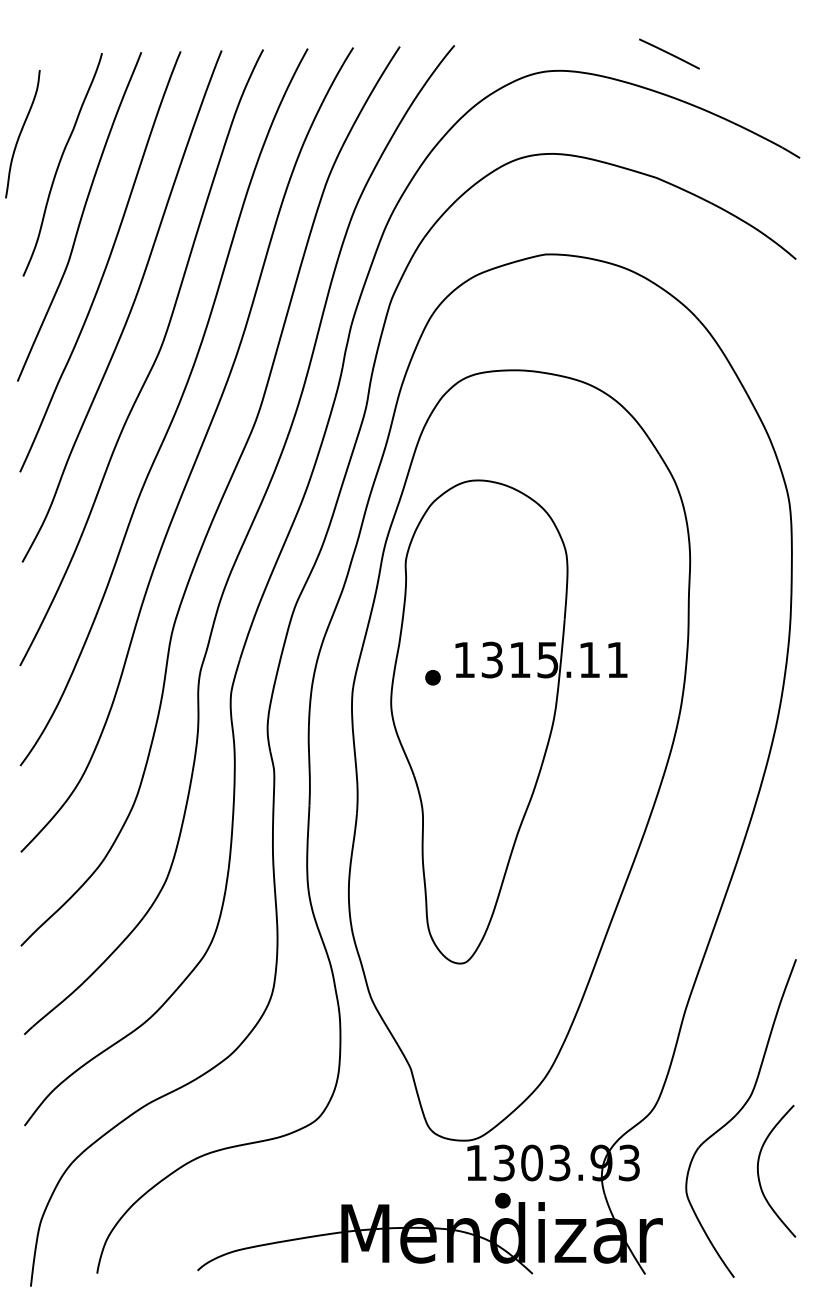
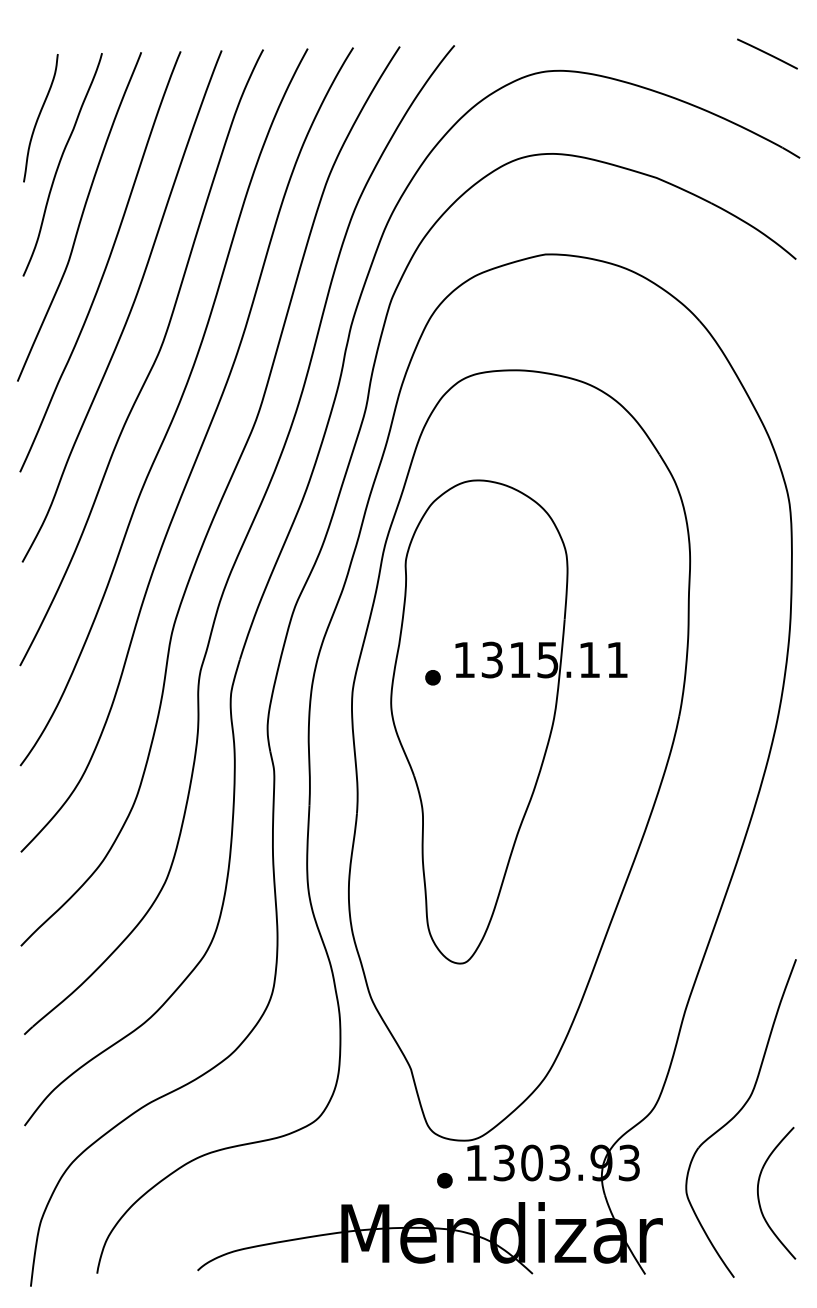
line position: (669, 53) -> (767, 53) (767, 53)
curve position: (21, 133) -> (39, 117) (39, 117)
part position: (759, 1174) -> (759, 1196) (759, 1196)
part position: (502, 1200) -> (444, 1180) (444, 1180)
